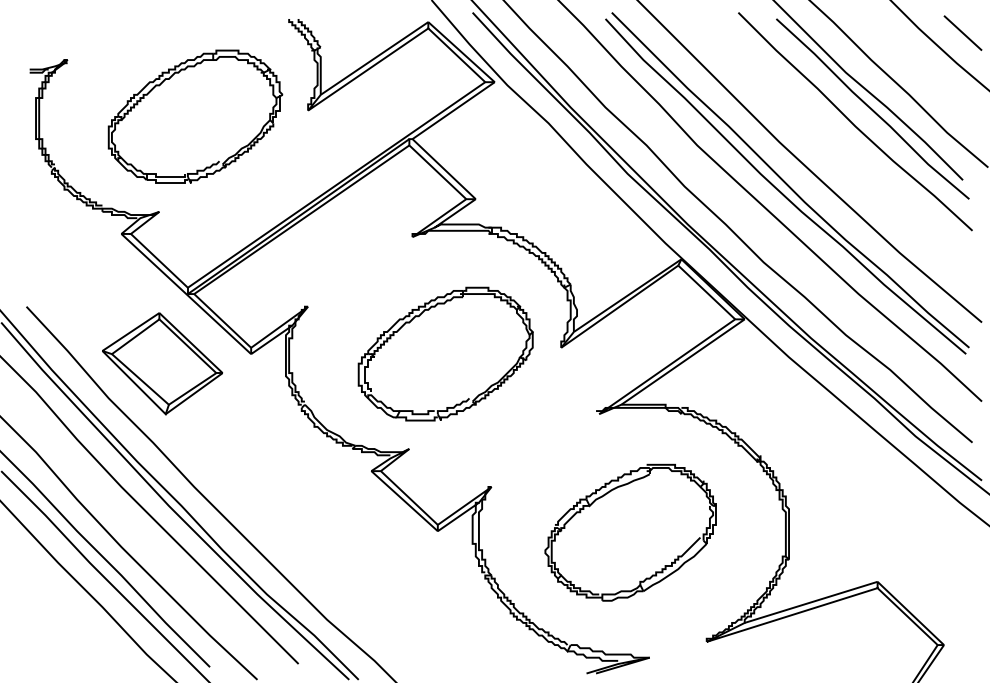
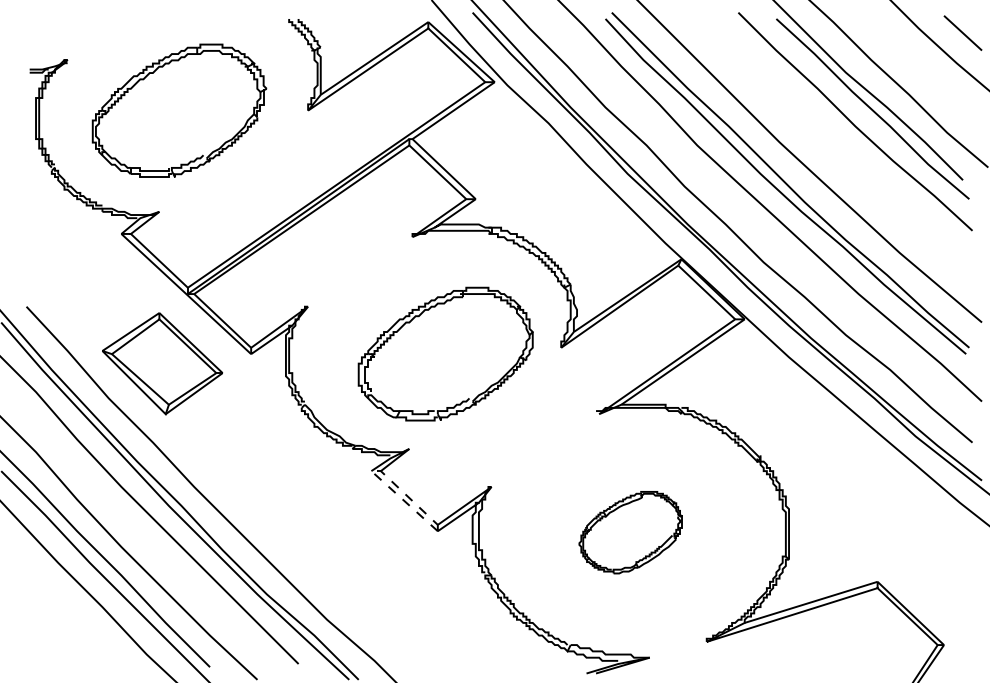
part position: (195, 116) -> (179, 110) (179, 110)
line: solid -> dashed (371, 471)
part size: 173x139 px -> 105x84 px (630, 532)
